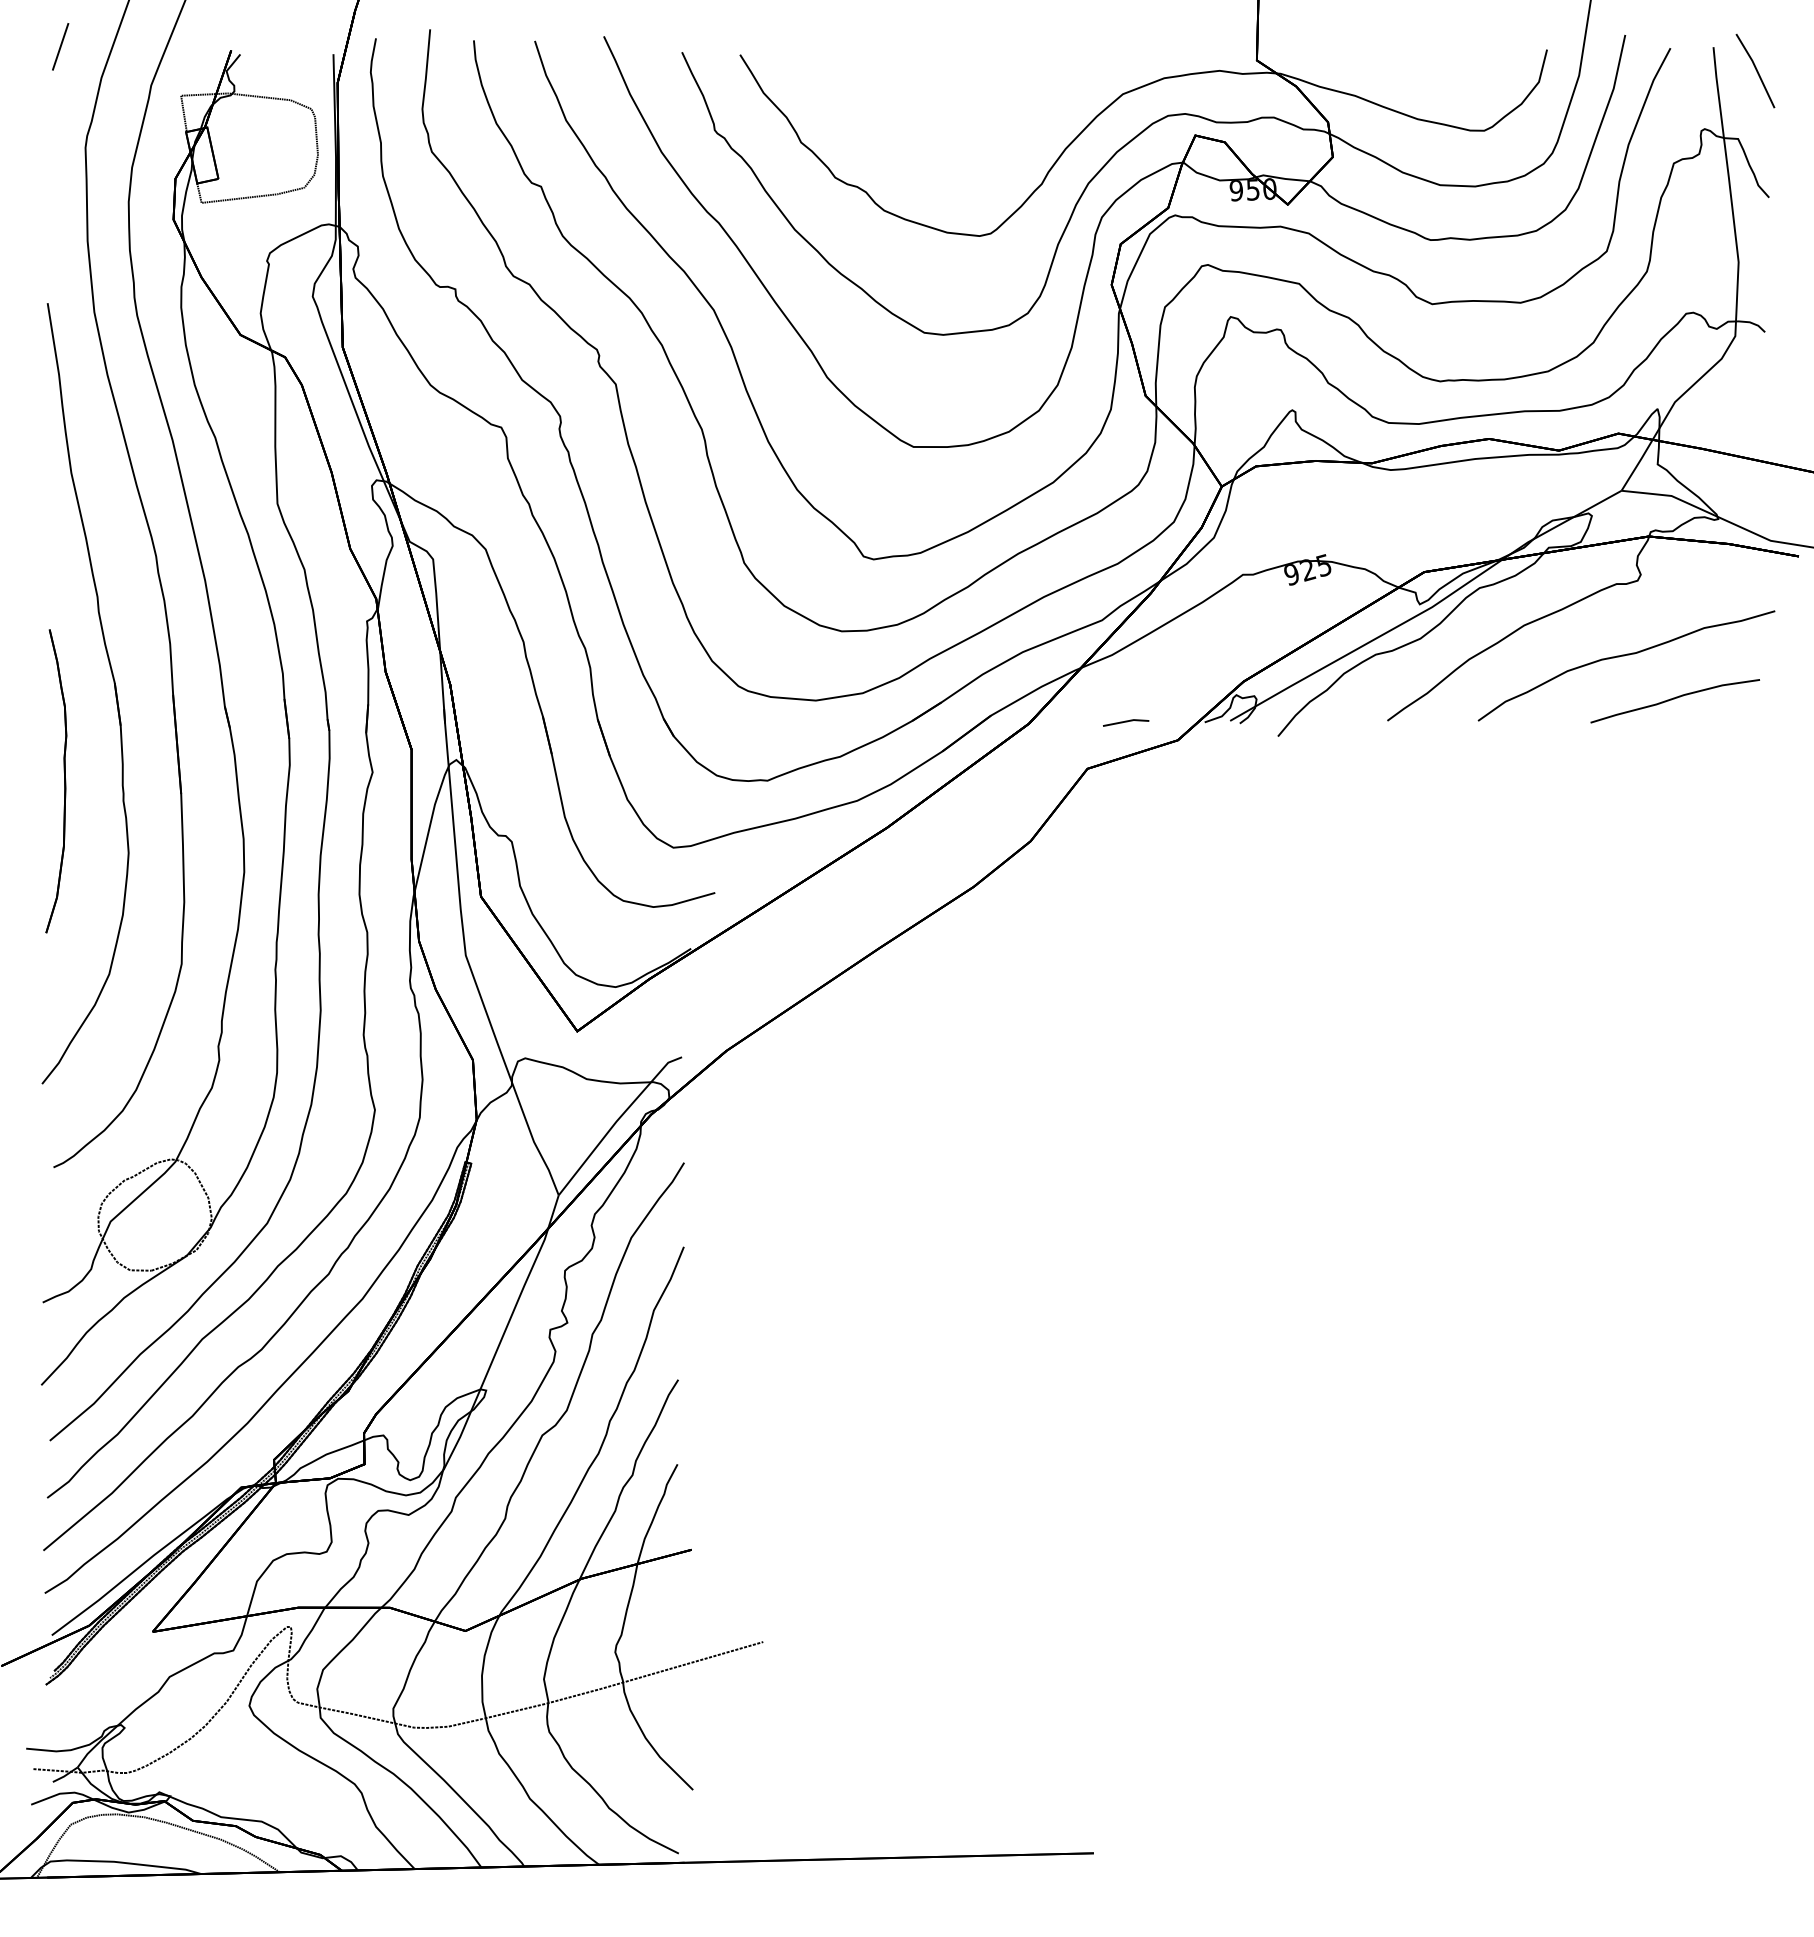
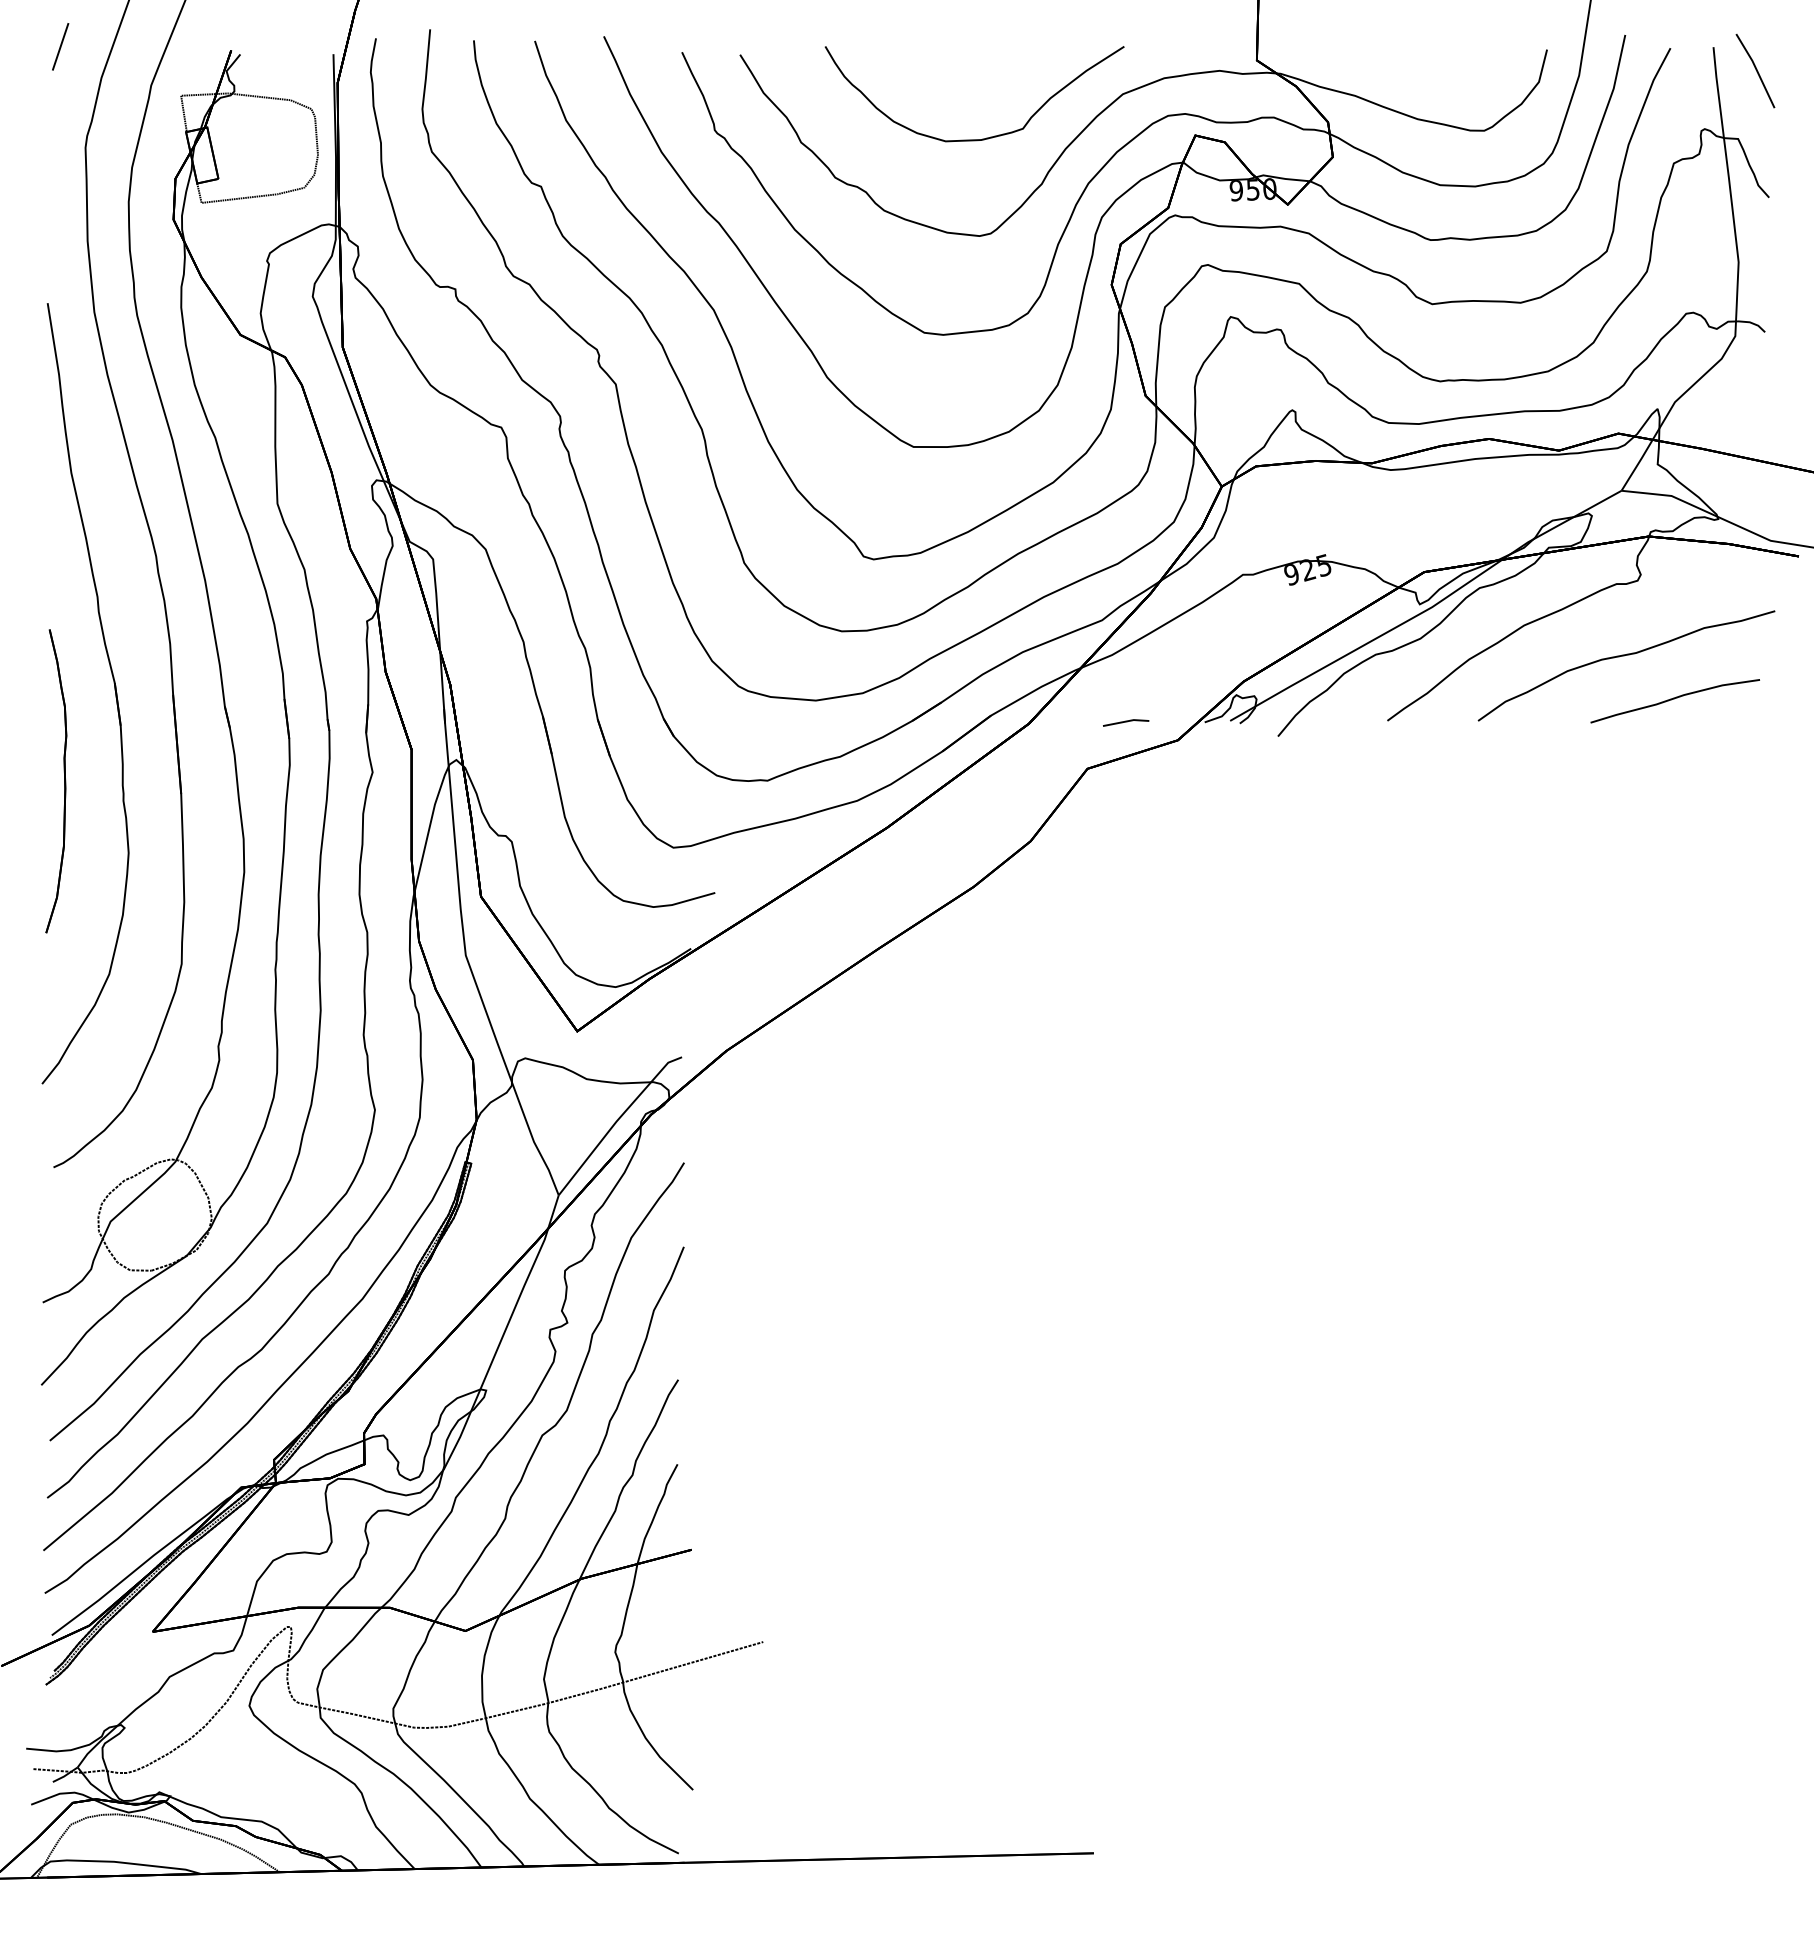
part: none -> present (986, 137)
